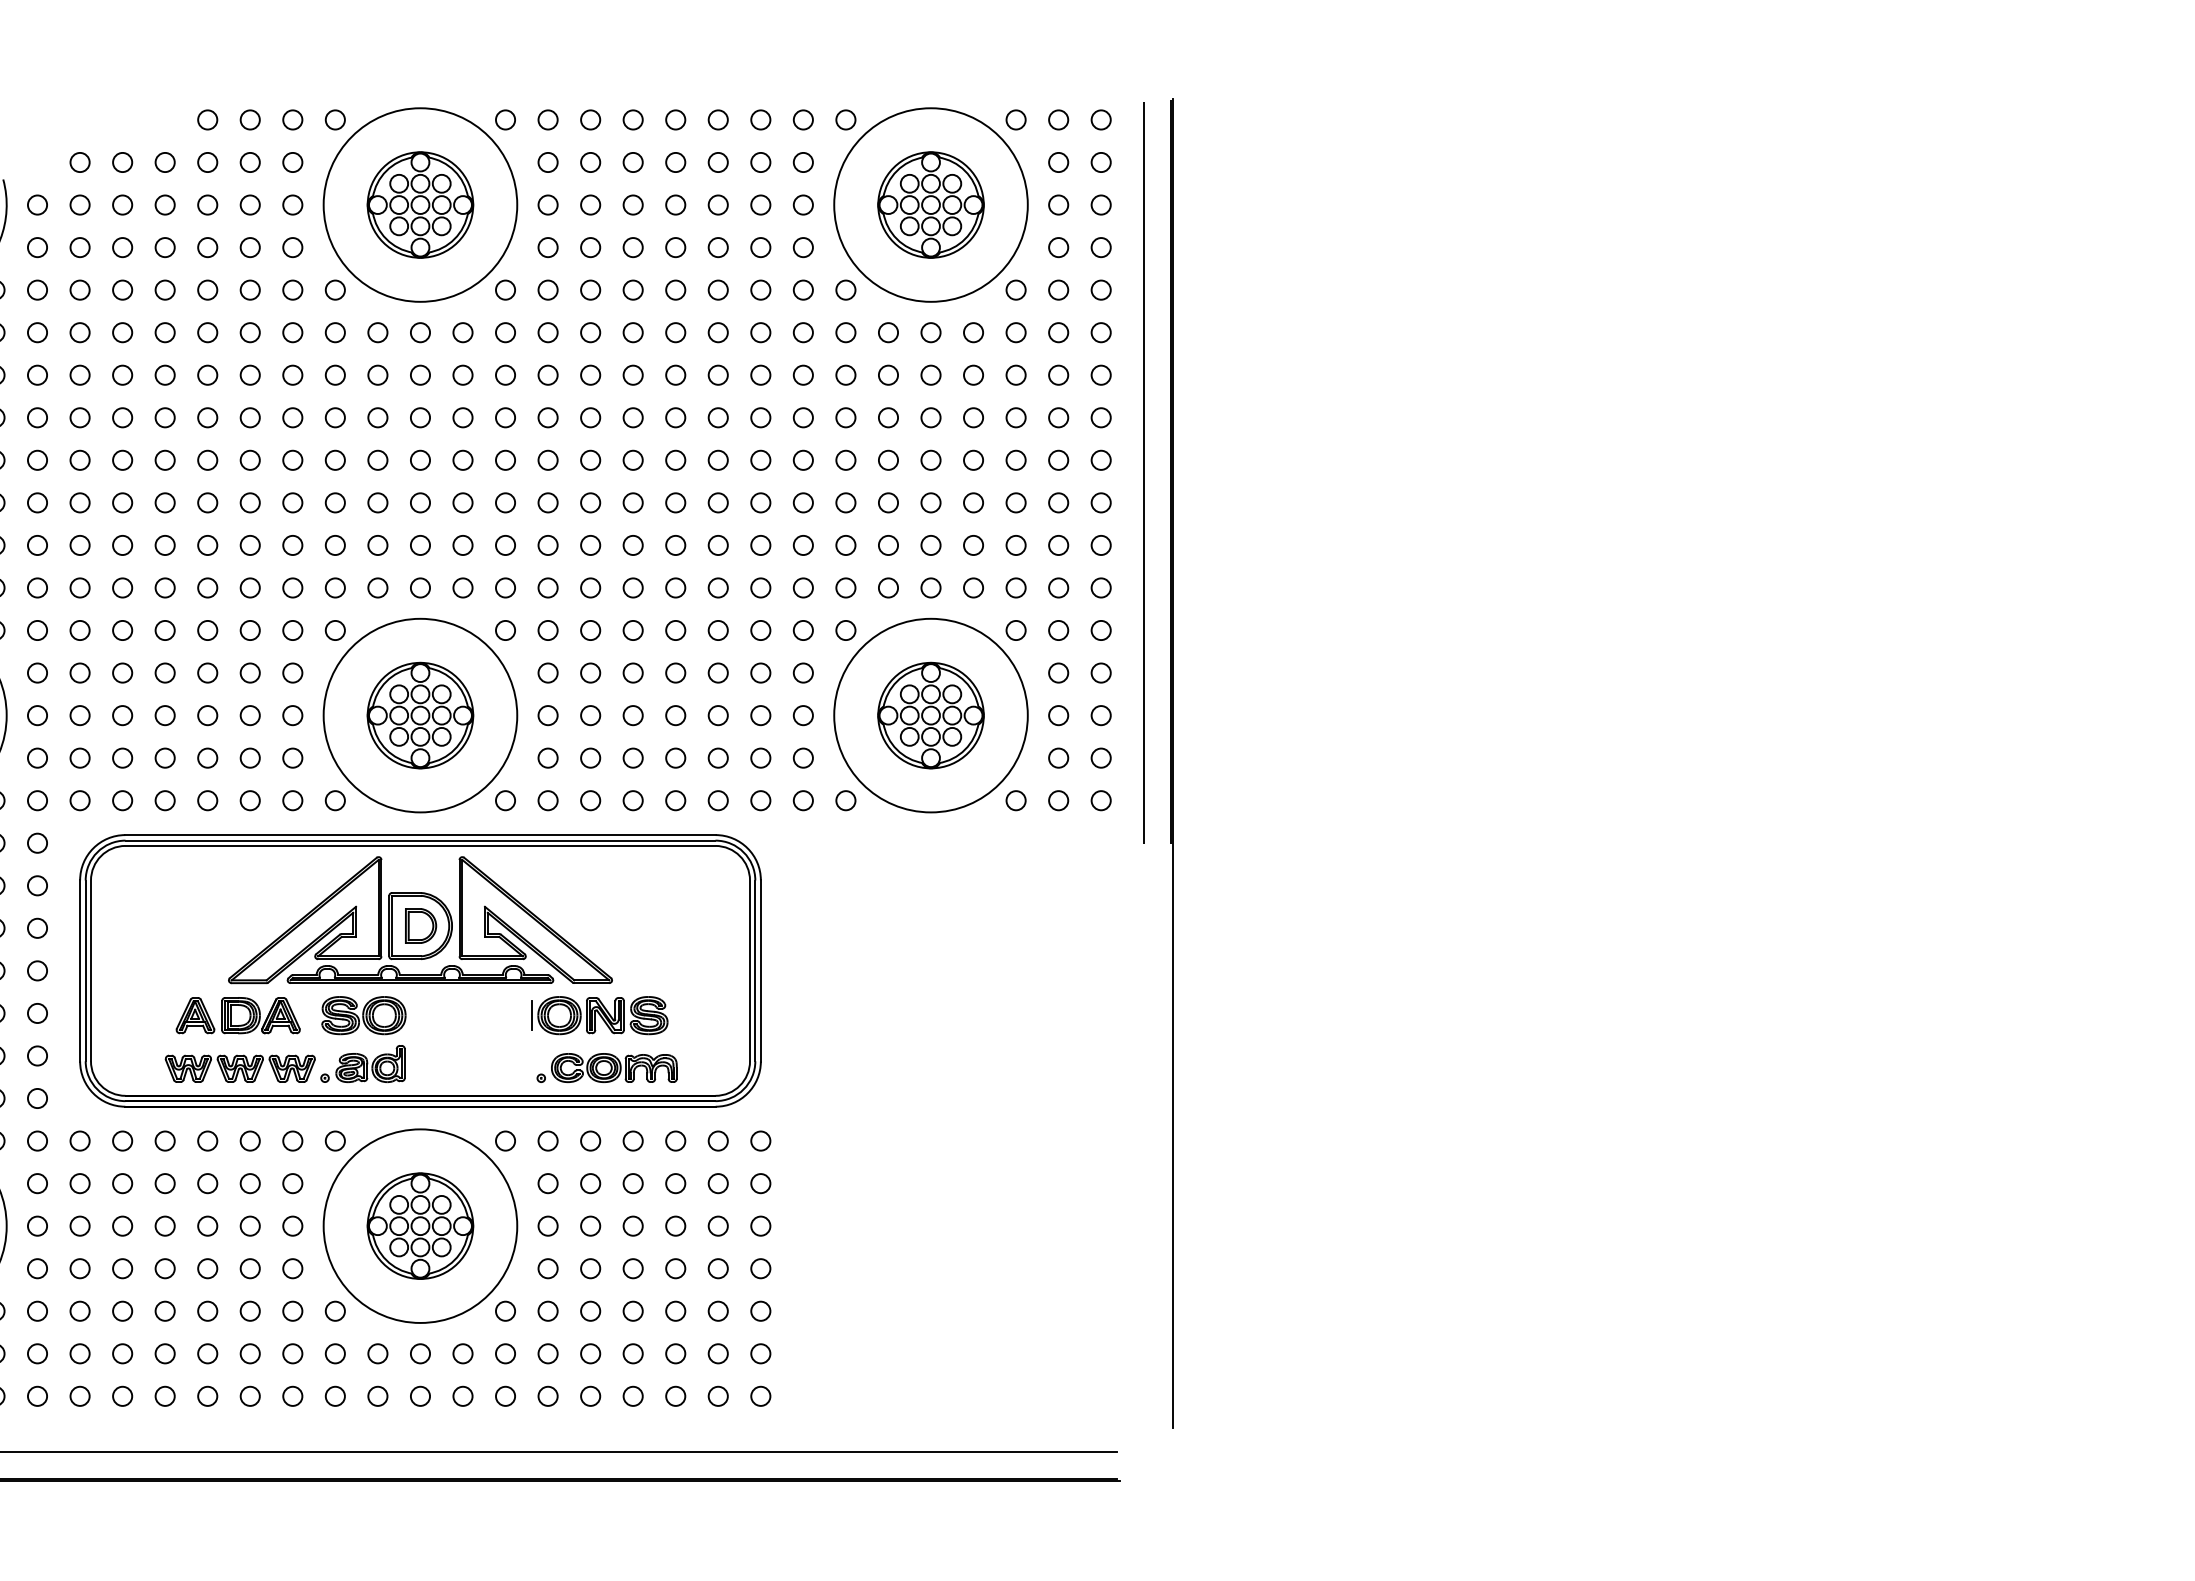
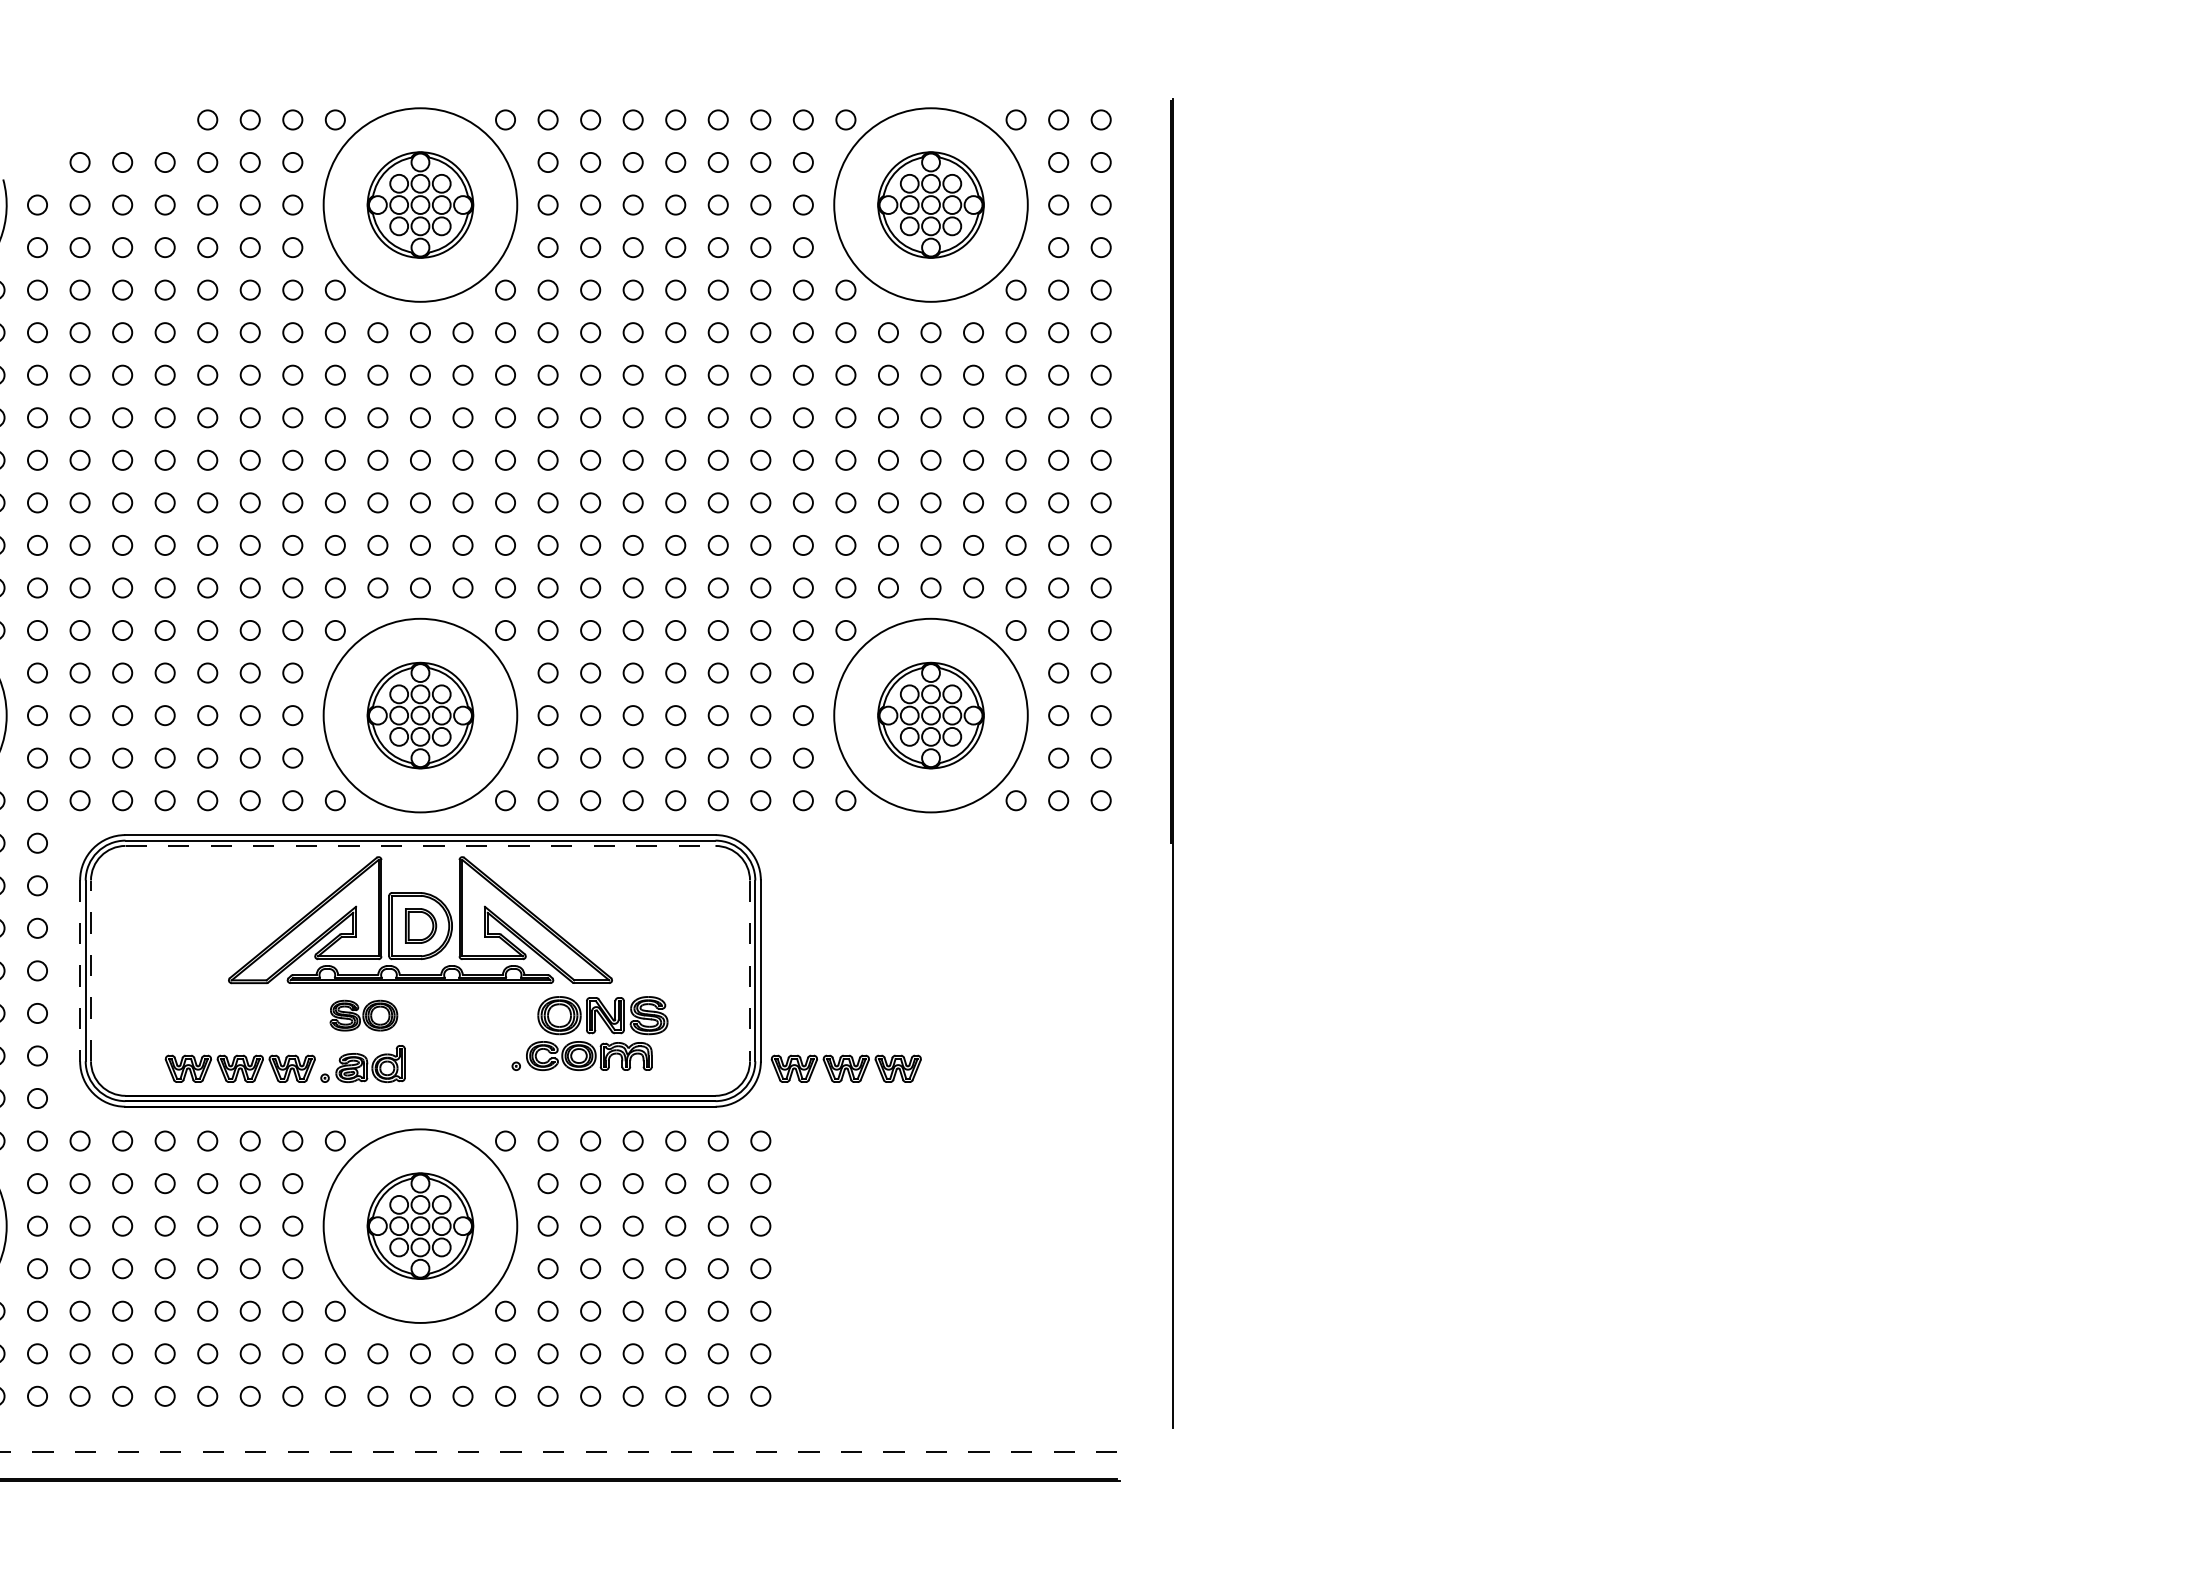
line: present -> none (1143, 472)
line: solid -> dashed (420, 845)
line: solid -> dashed (80, 970)
line: solid -> dashed (91, 970)
line: solid -> dashed (750, 971)
part: present -> none (237, 1015)
part size: 86x40 px -> 70x33 px (363, 1015)
line: present -> none (532, 1015)
part position: (606, 1067) -> (581, 1055) (581, 1055)
part: none -> present (845, 1068)
line: solid -> dashed (558, 1452)
